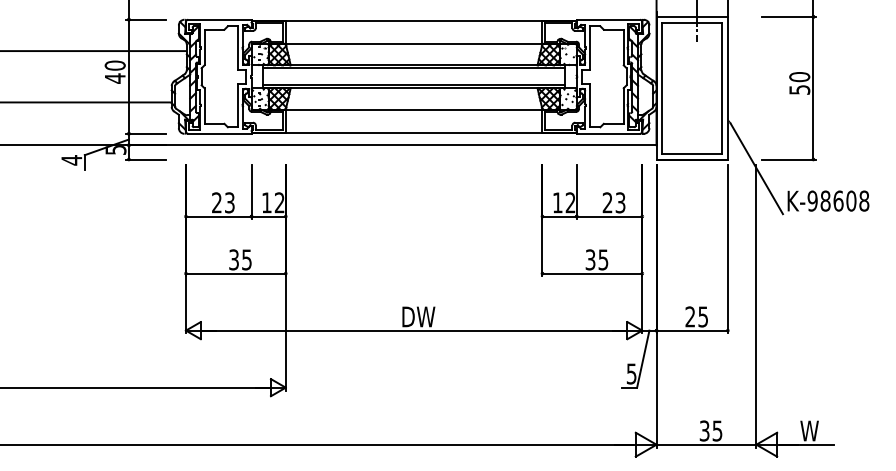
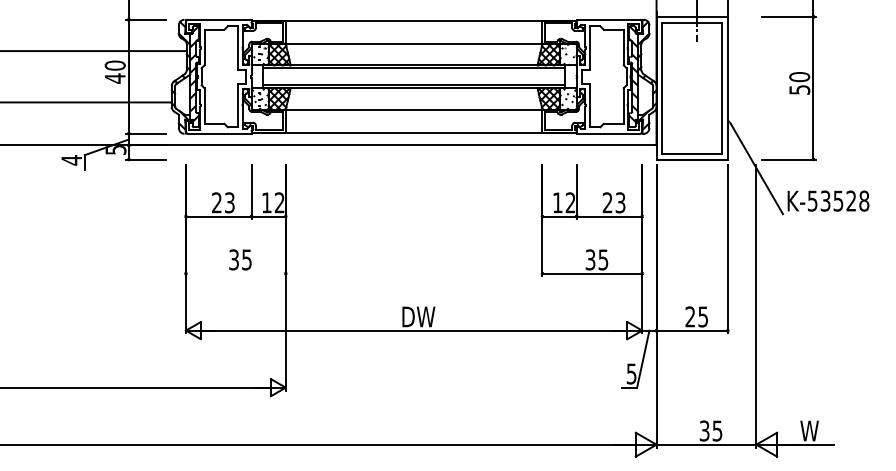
text: K-98608 -> K-53528 (831, 200)
line: present -> none (235, 273)
